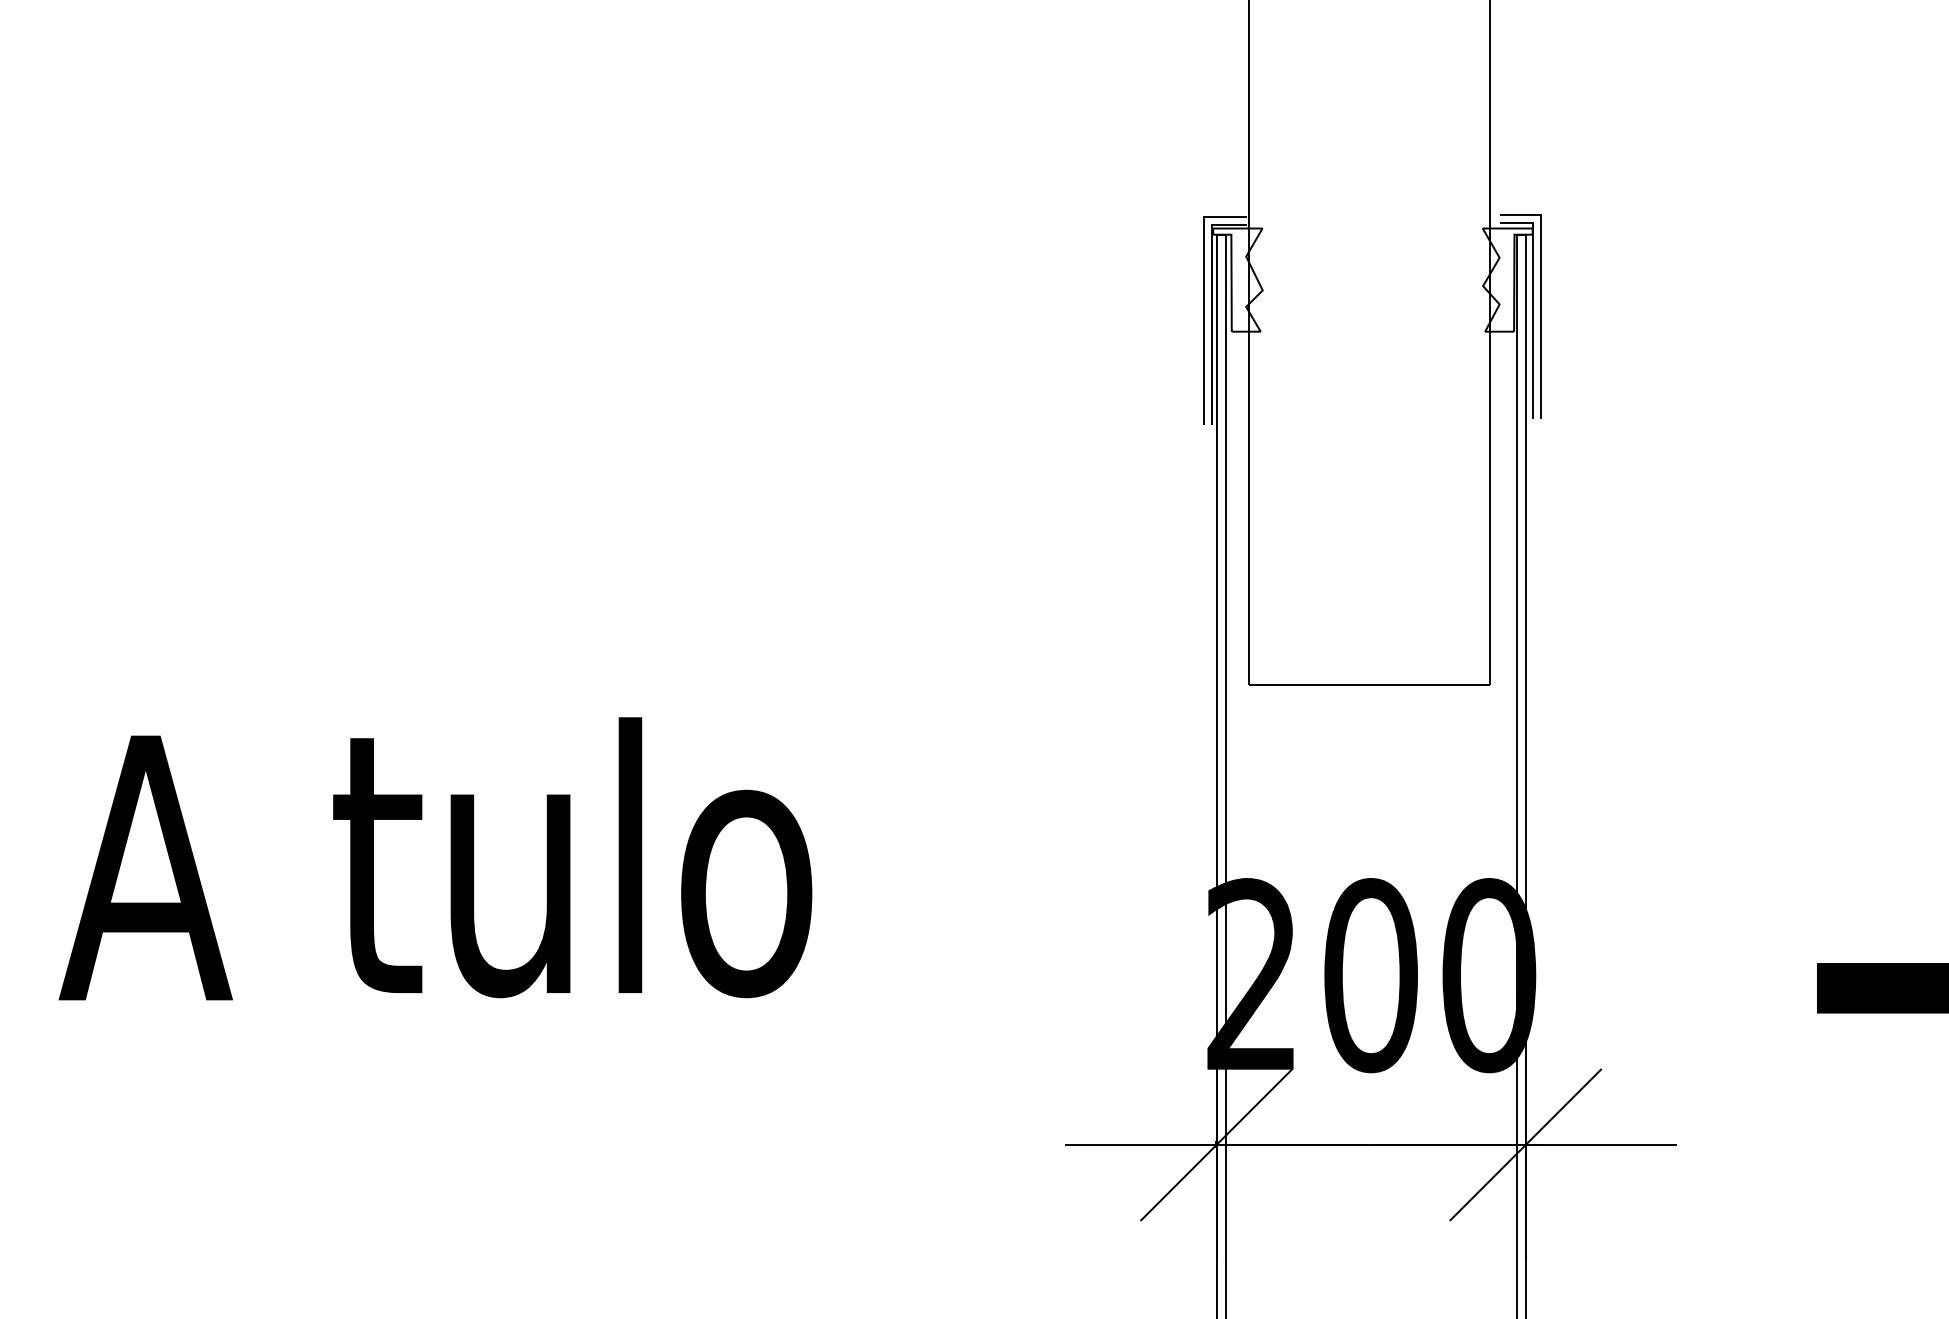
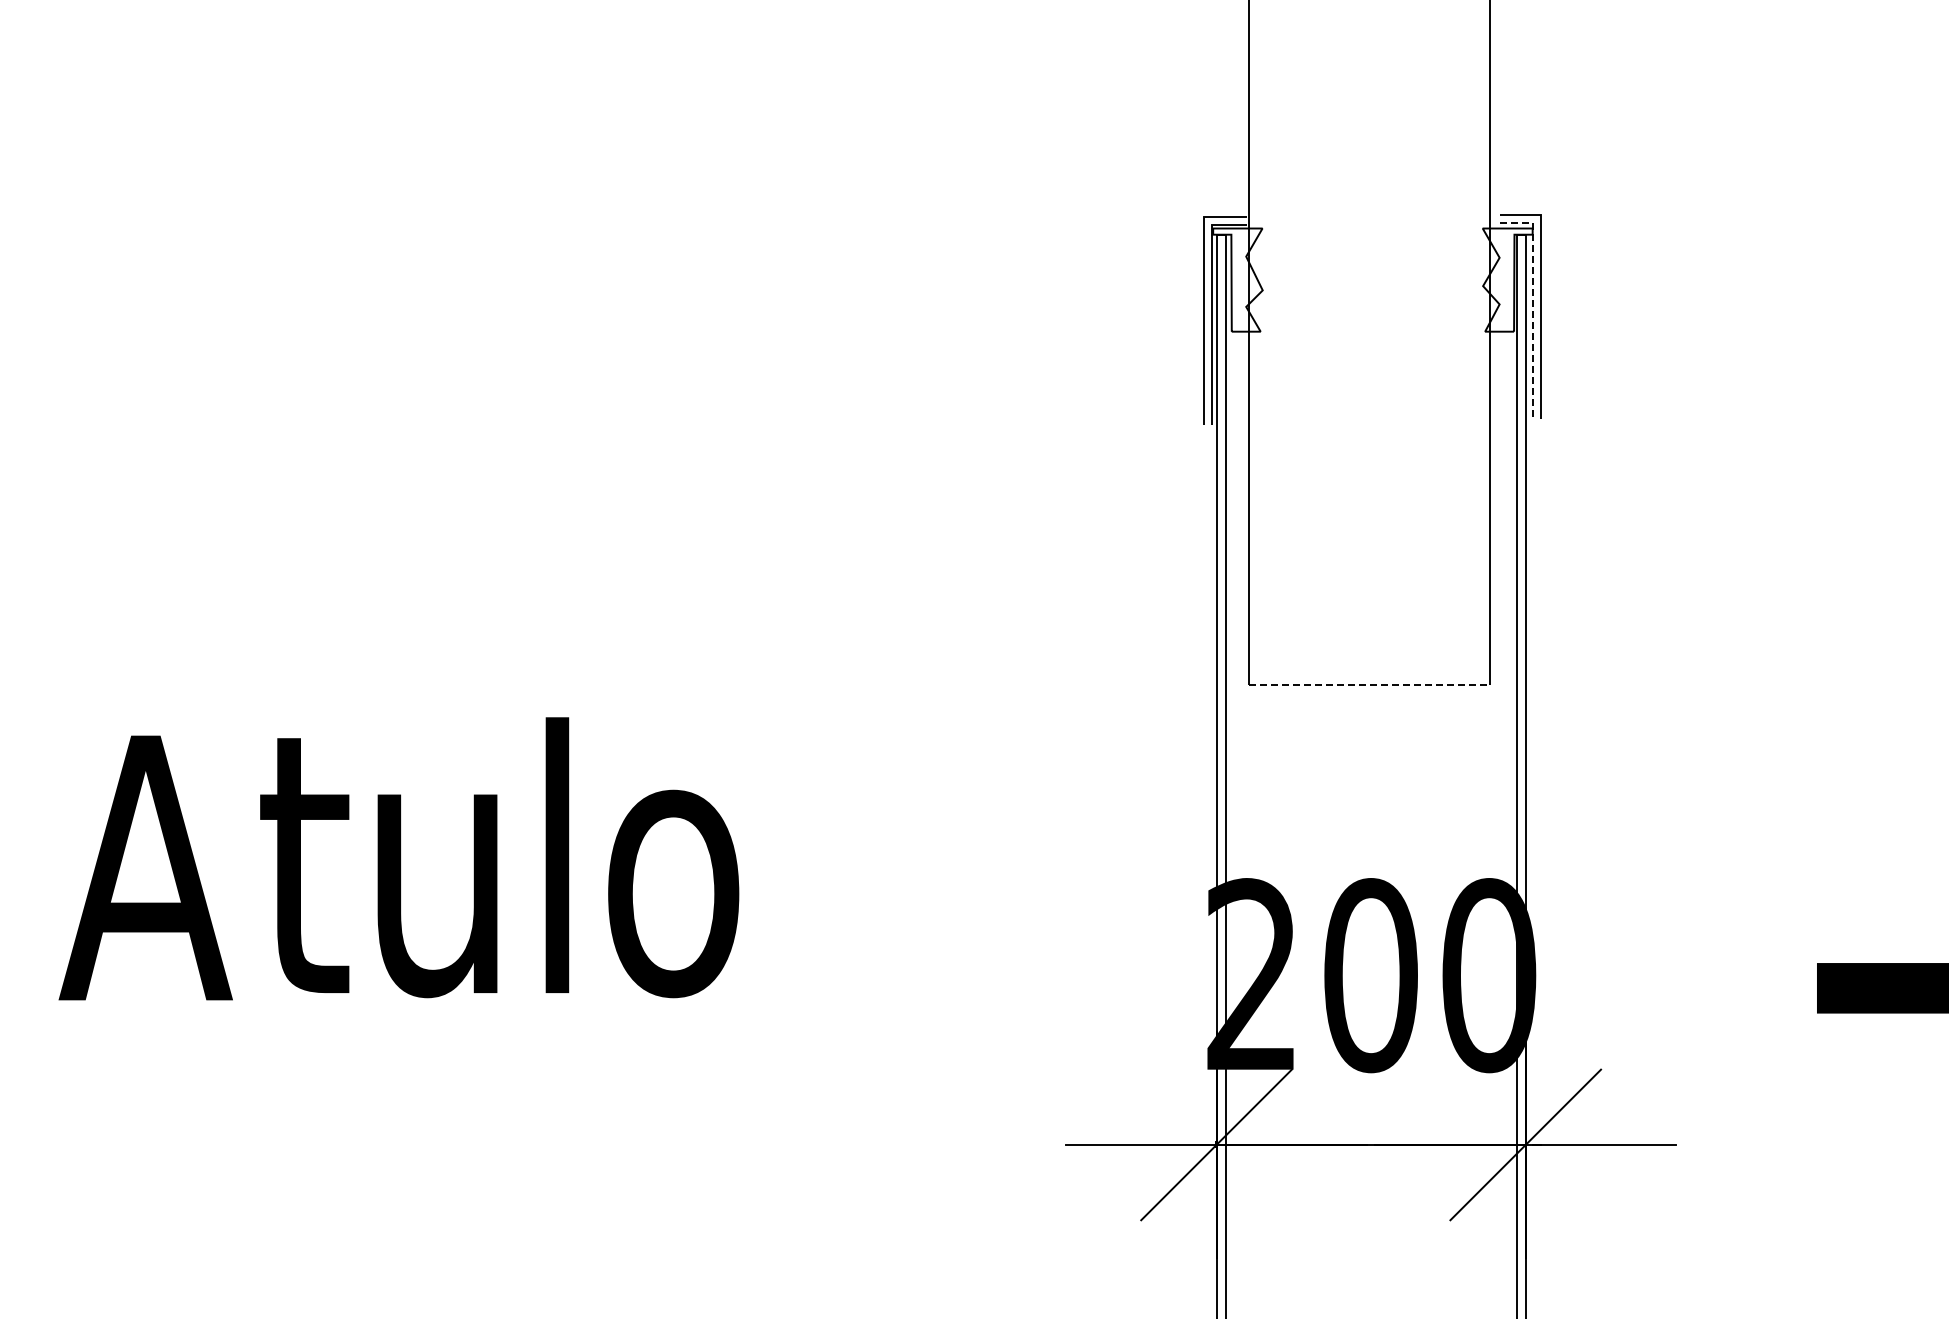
line: solid -> dashed (1533, 303)
line: solid -> dashed (1369, 684)
text position: (572, 857) -> (499, 857) (499, 857)
